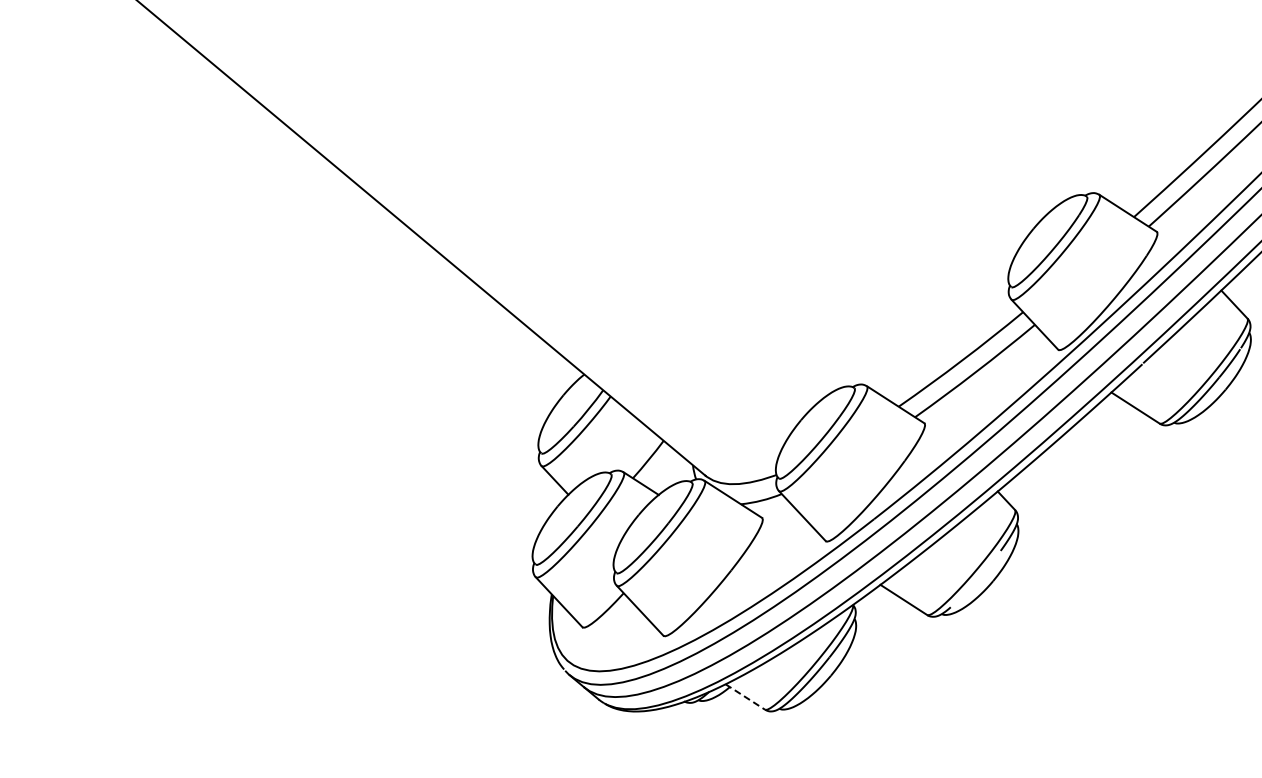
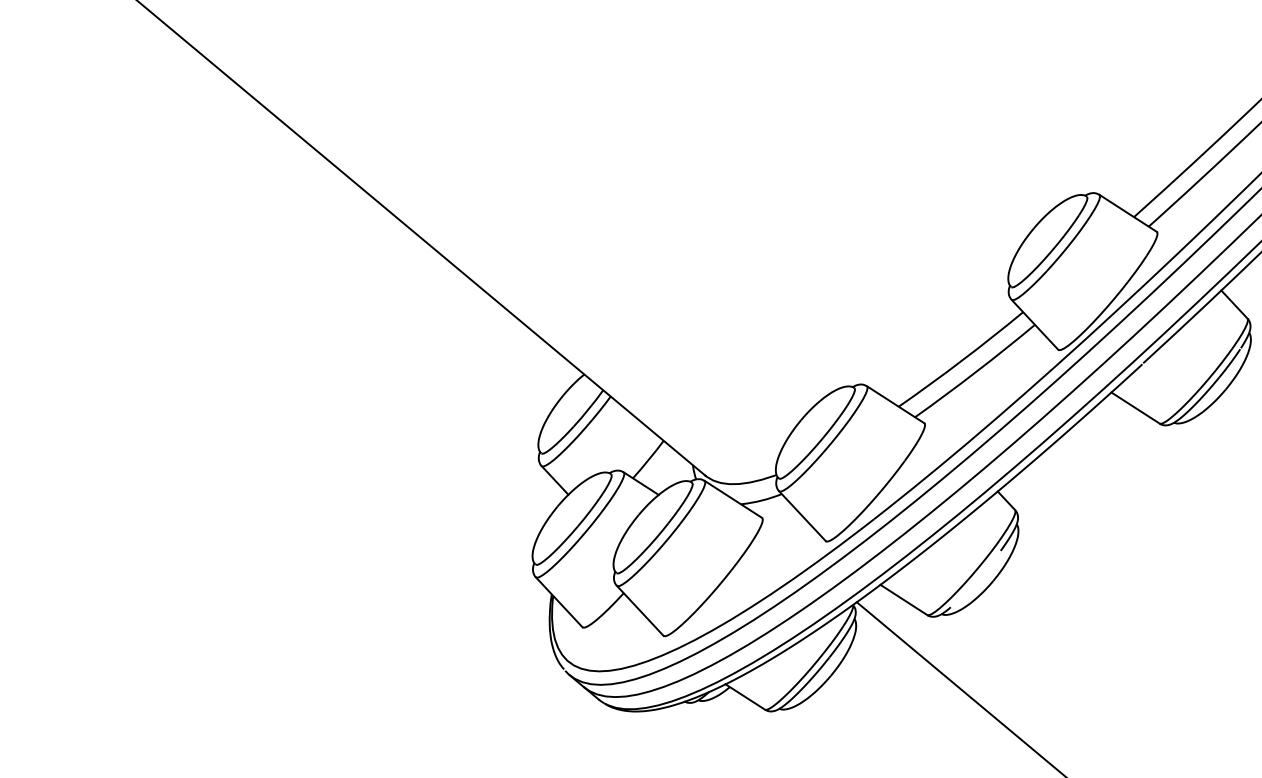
line: none -> present (959, 688)
line: dashed -> solid (745, 697)
